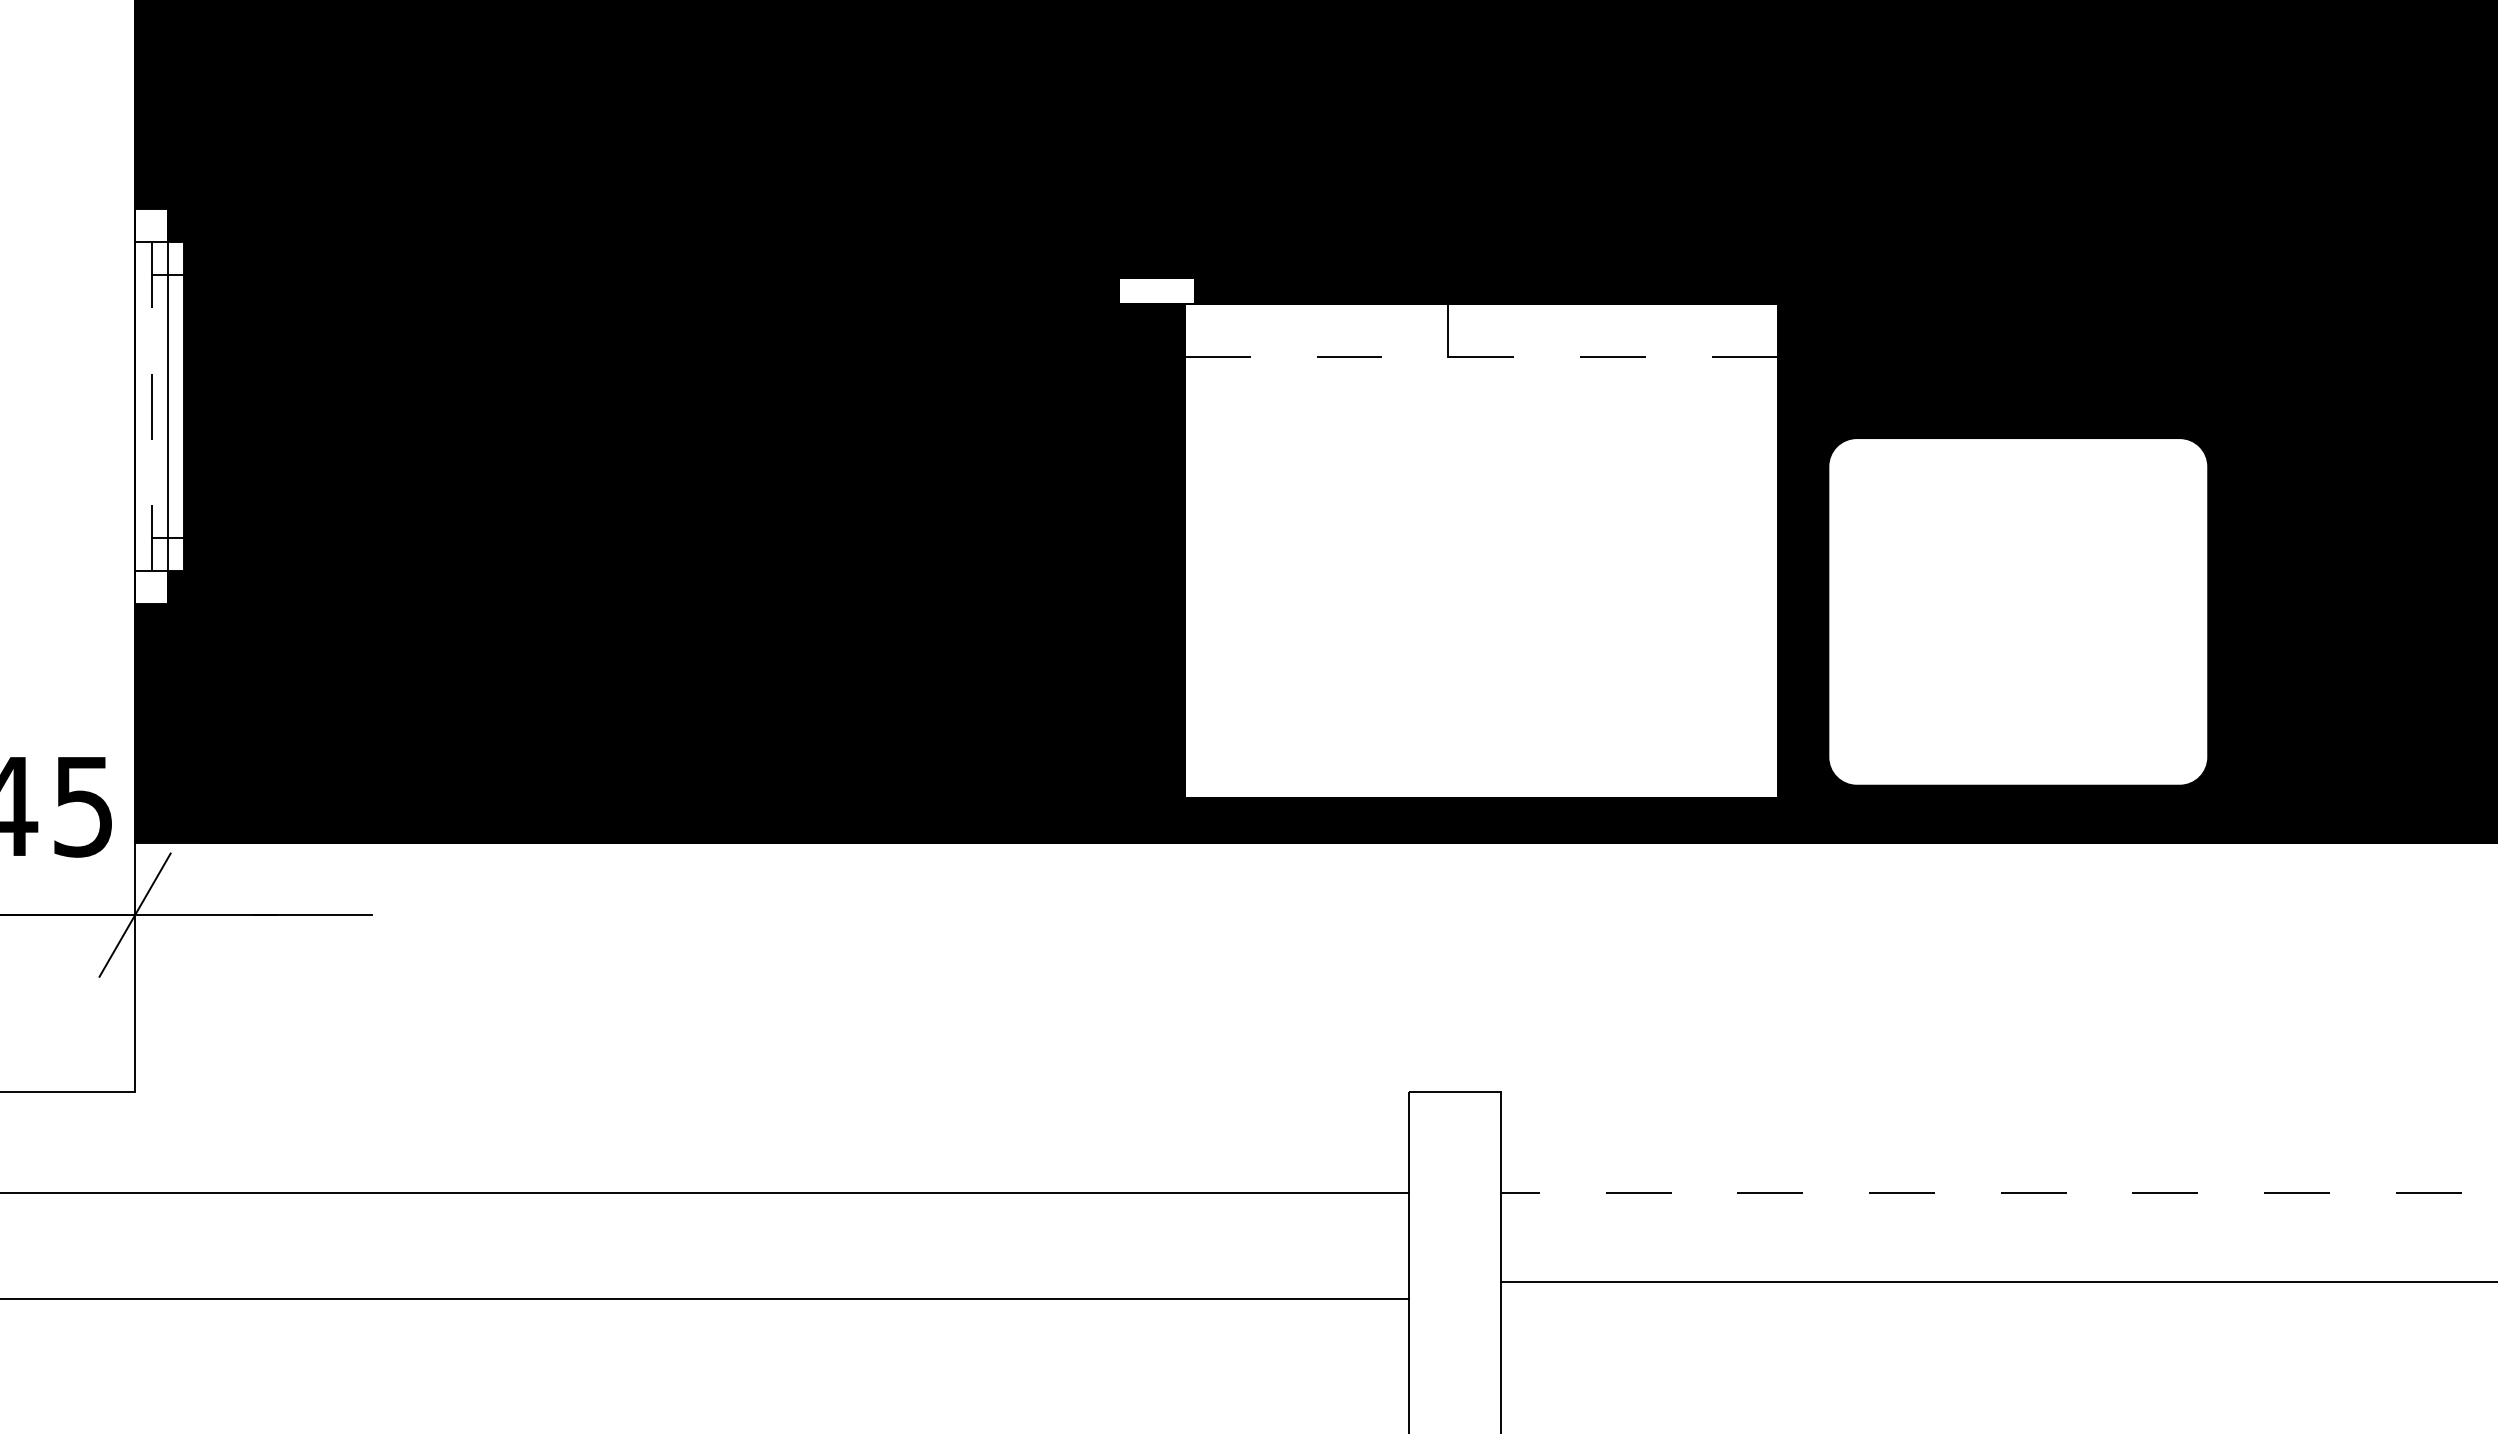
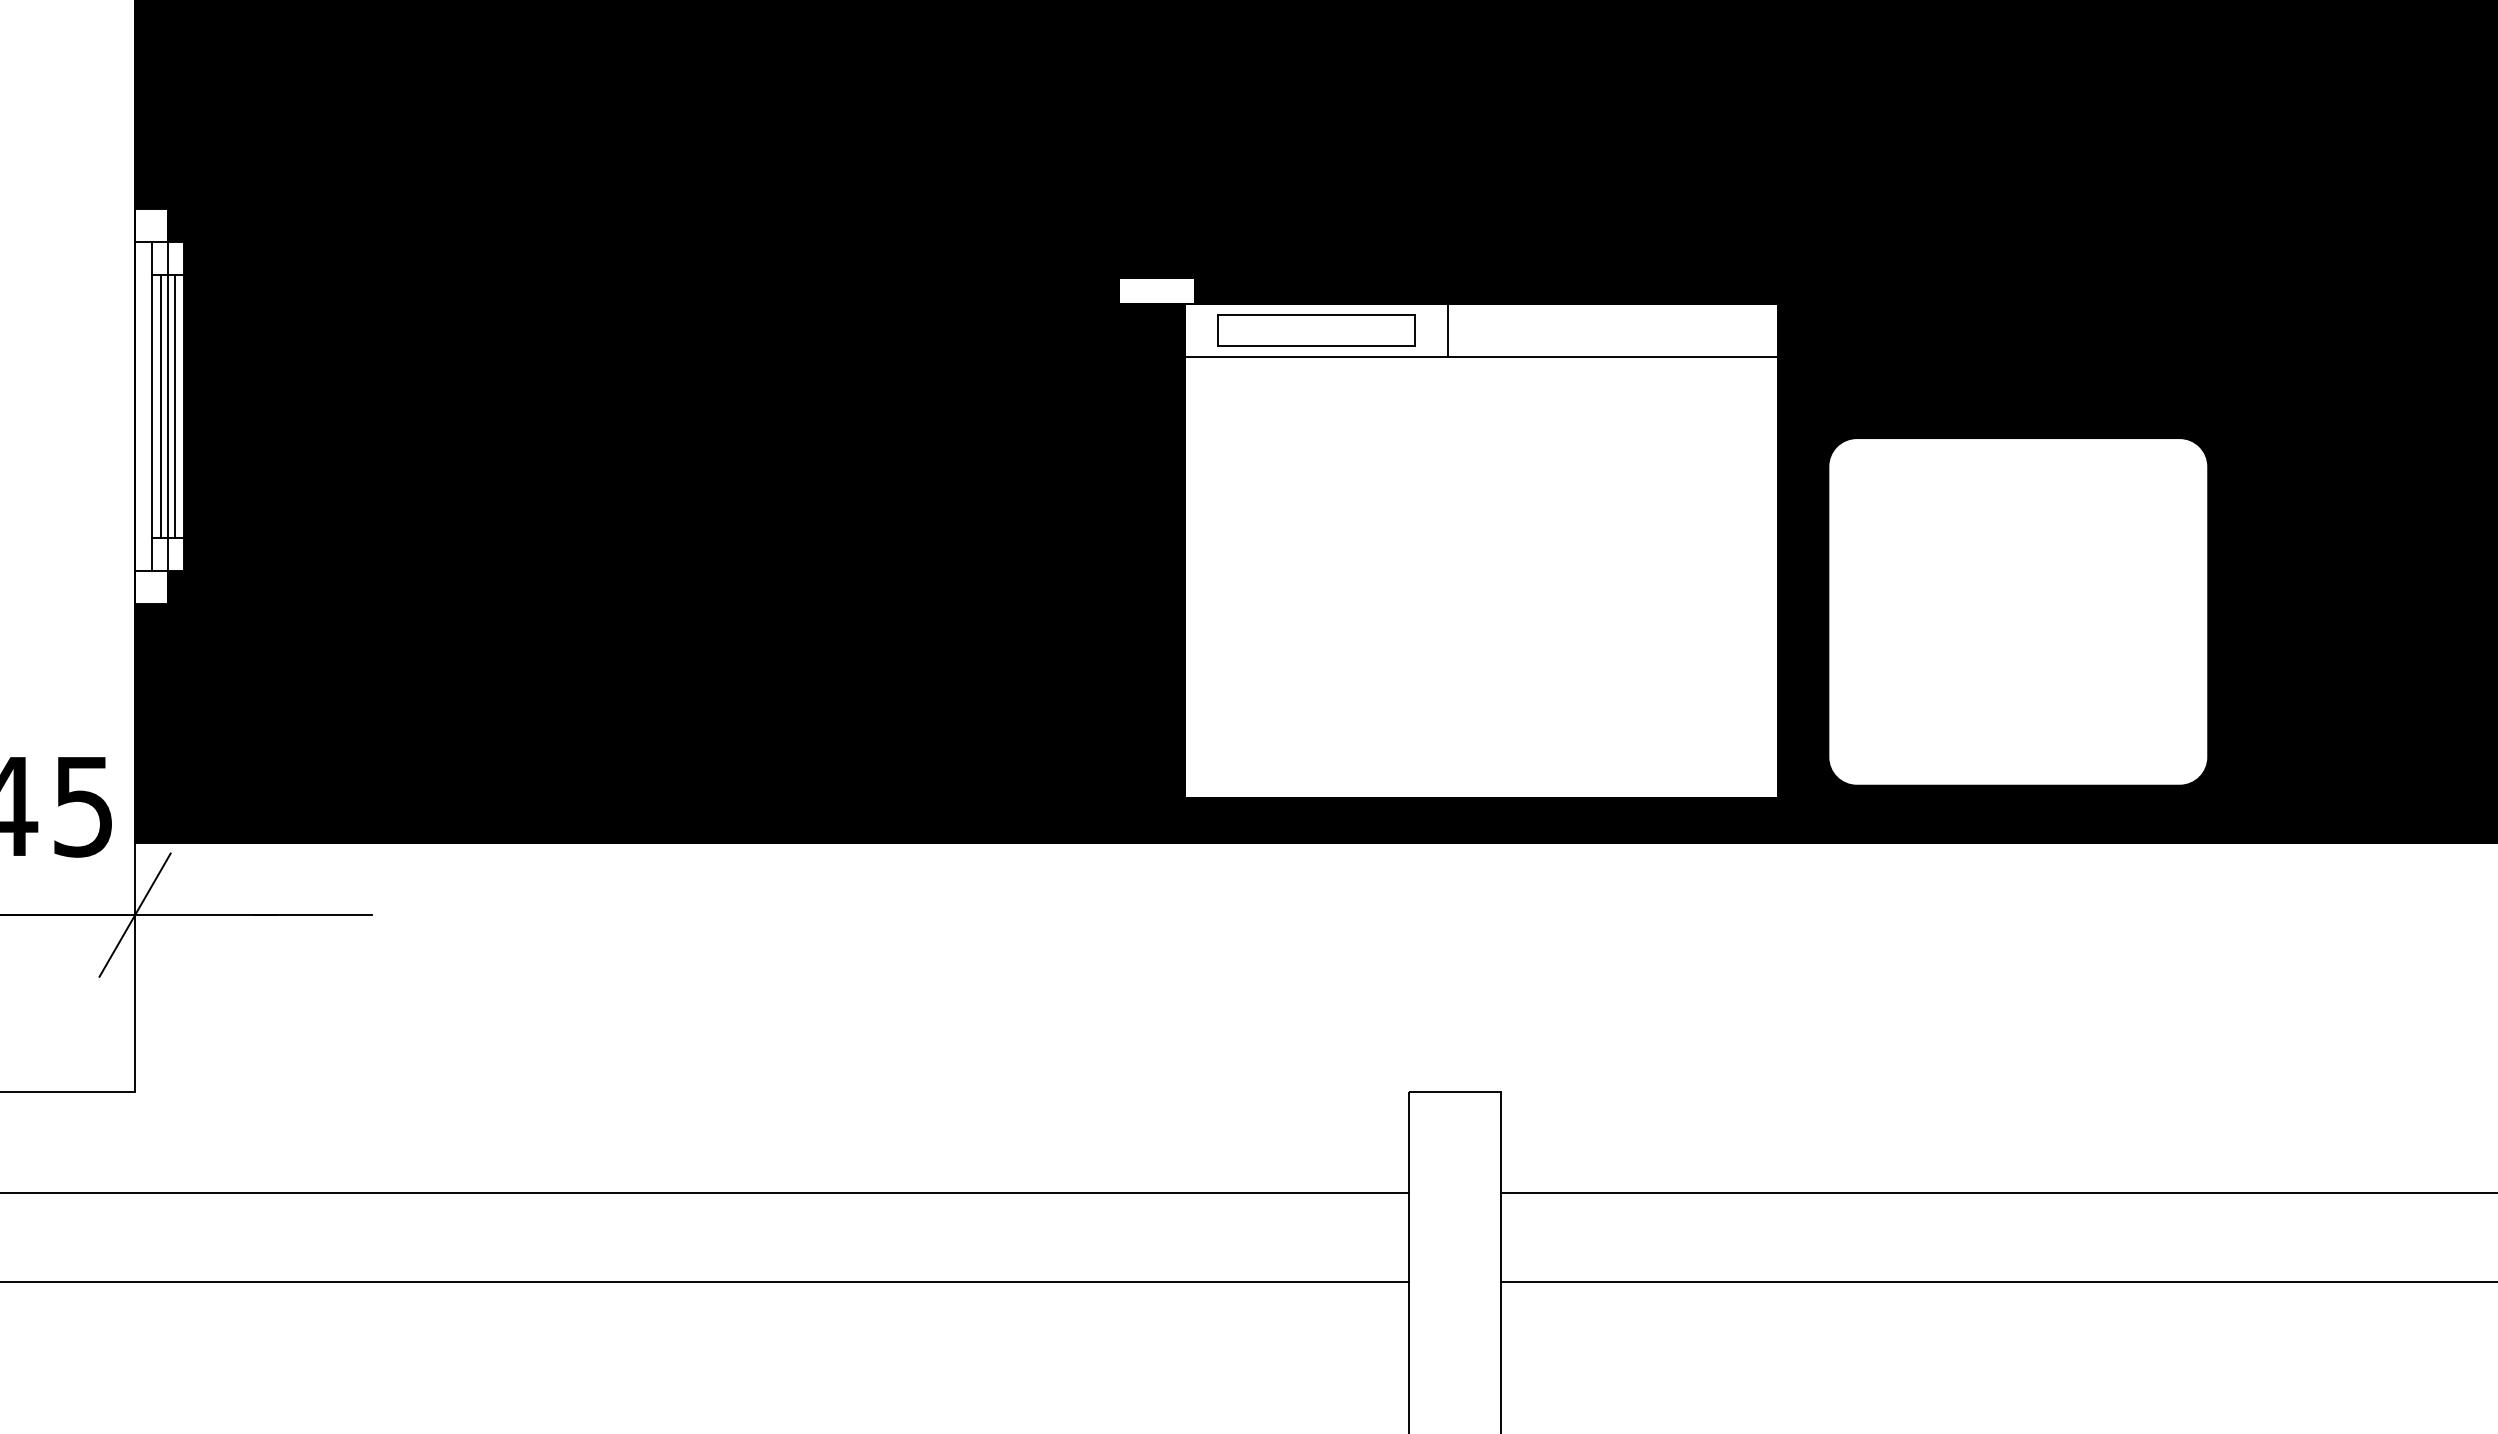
part: none -> present (1316, 330)
line: dashed -> solid (1481, 356)
line: dashed -> solid (151, 406)
line: none -> present (161, 406)
line: none -> present (174, 406)
line: dashed -> solid (1999, 1192)
line position: (705, 1298) -> (705, 1281) (705, 1281)
